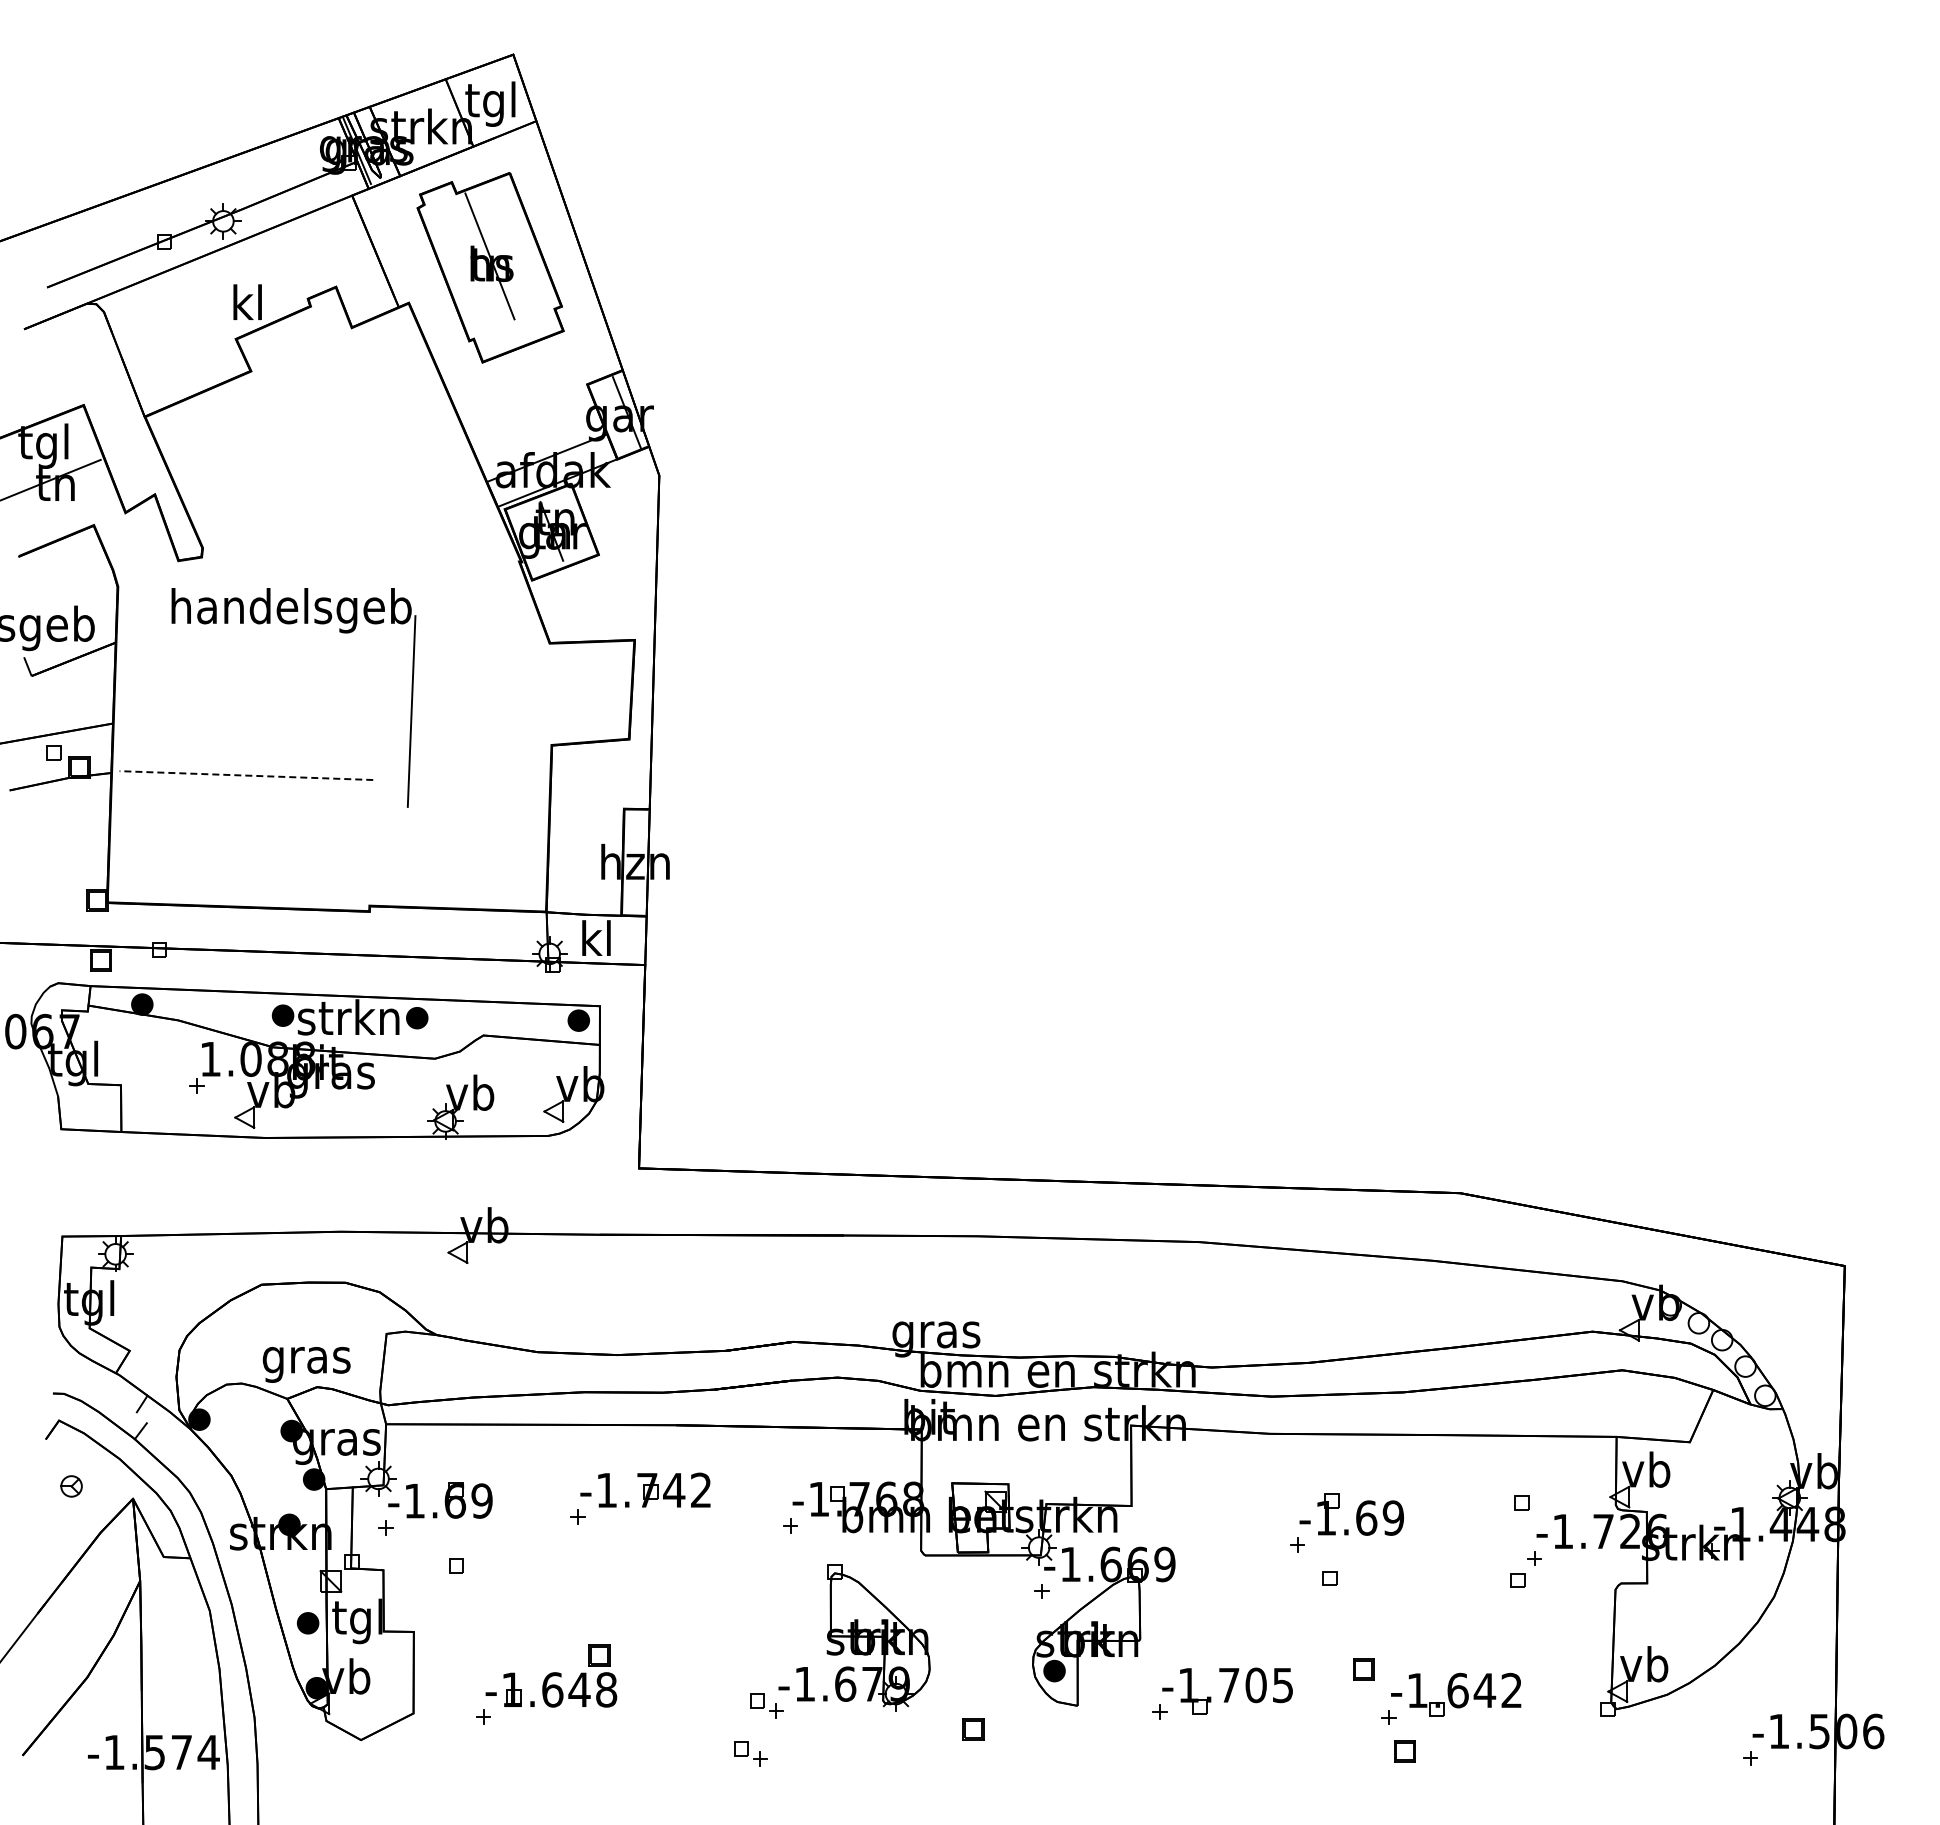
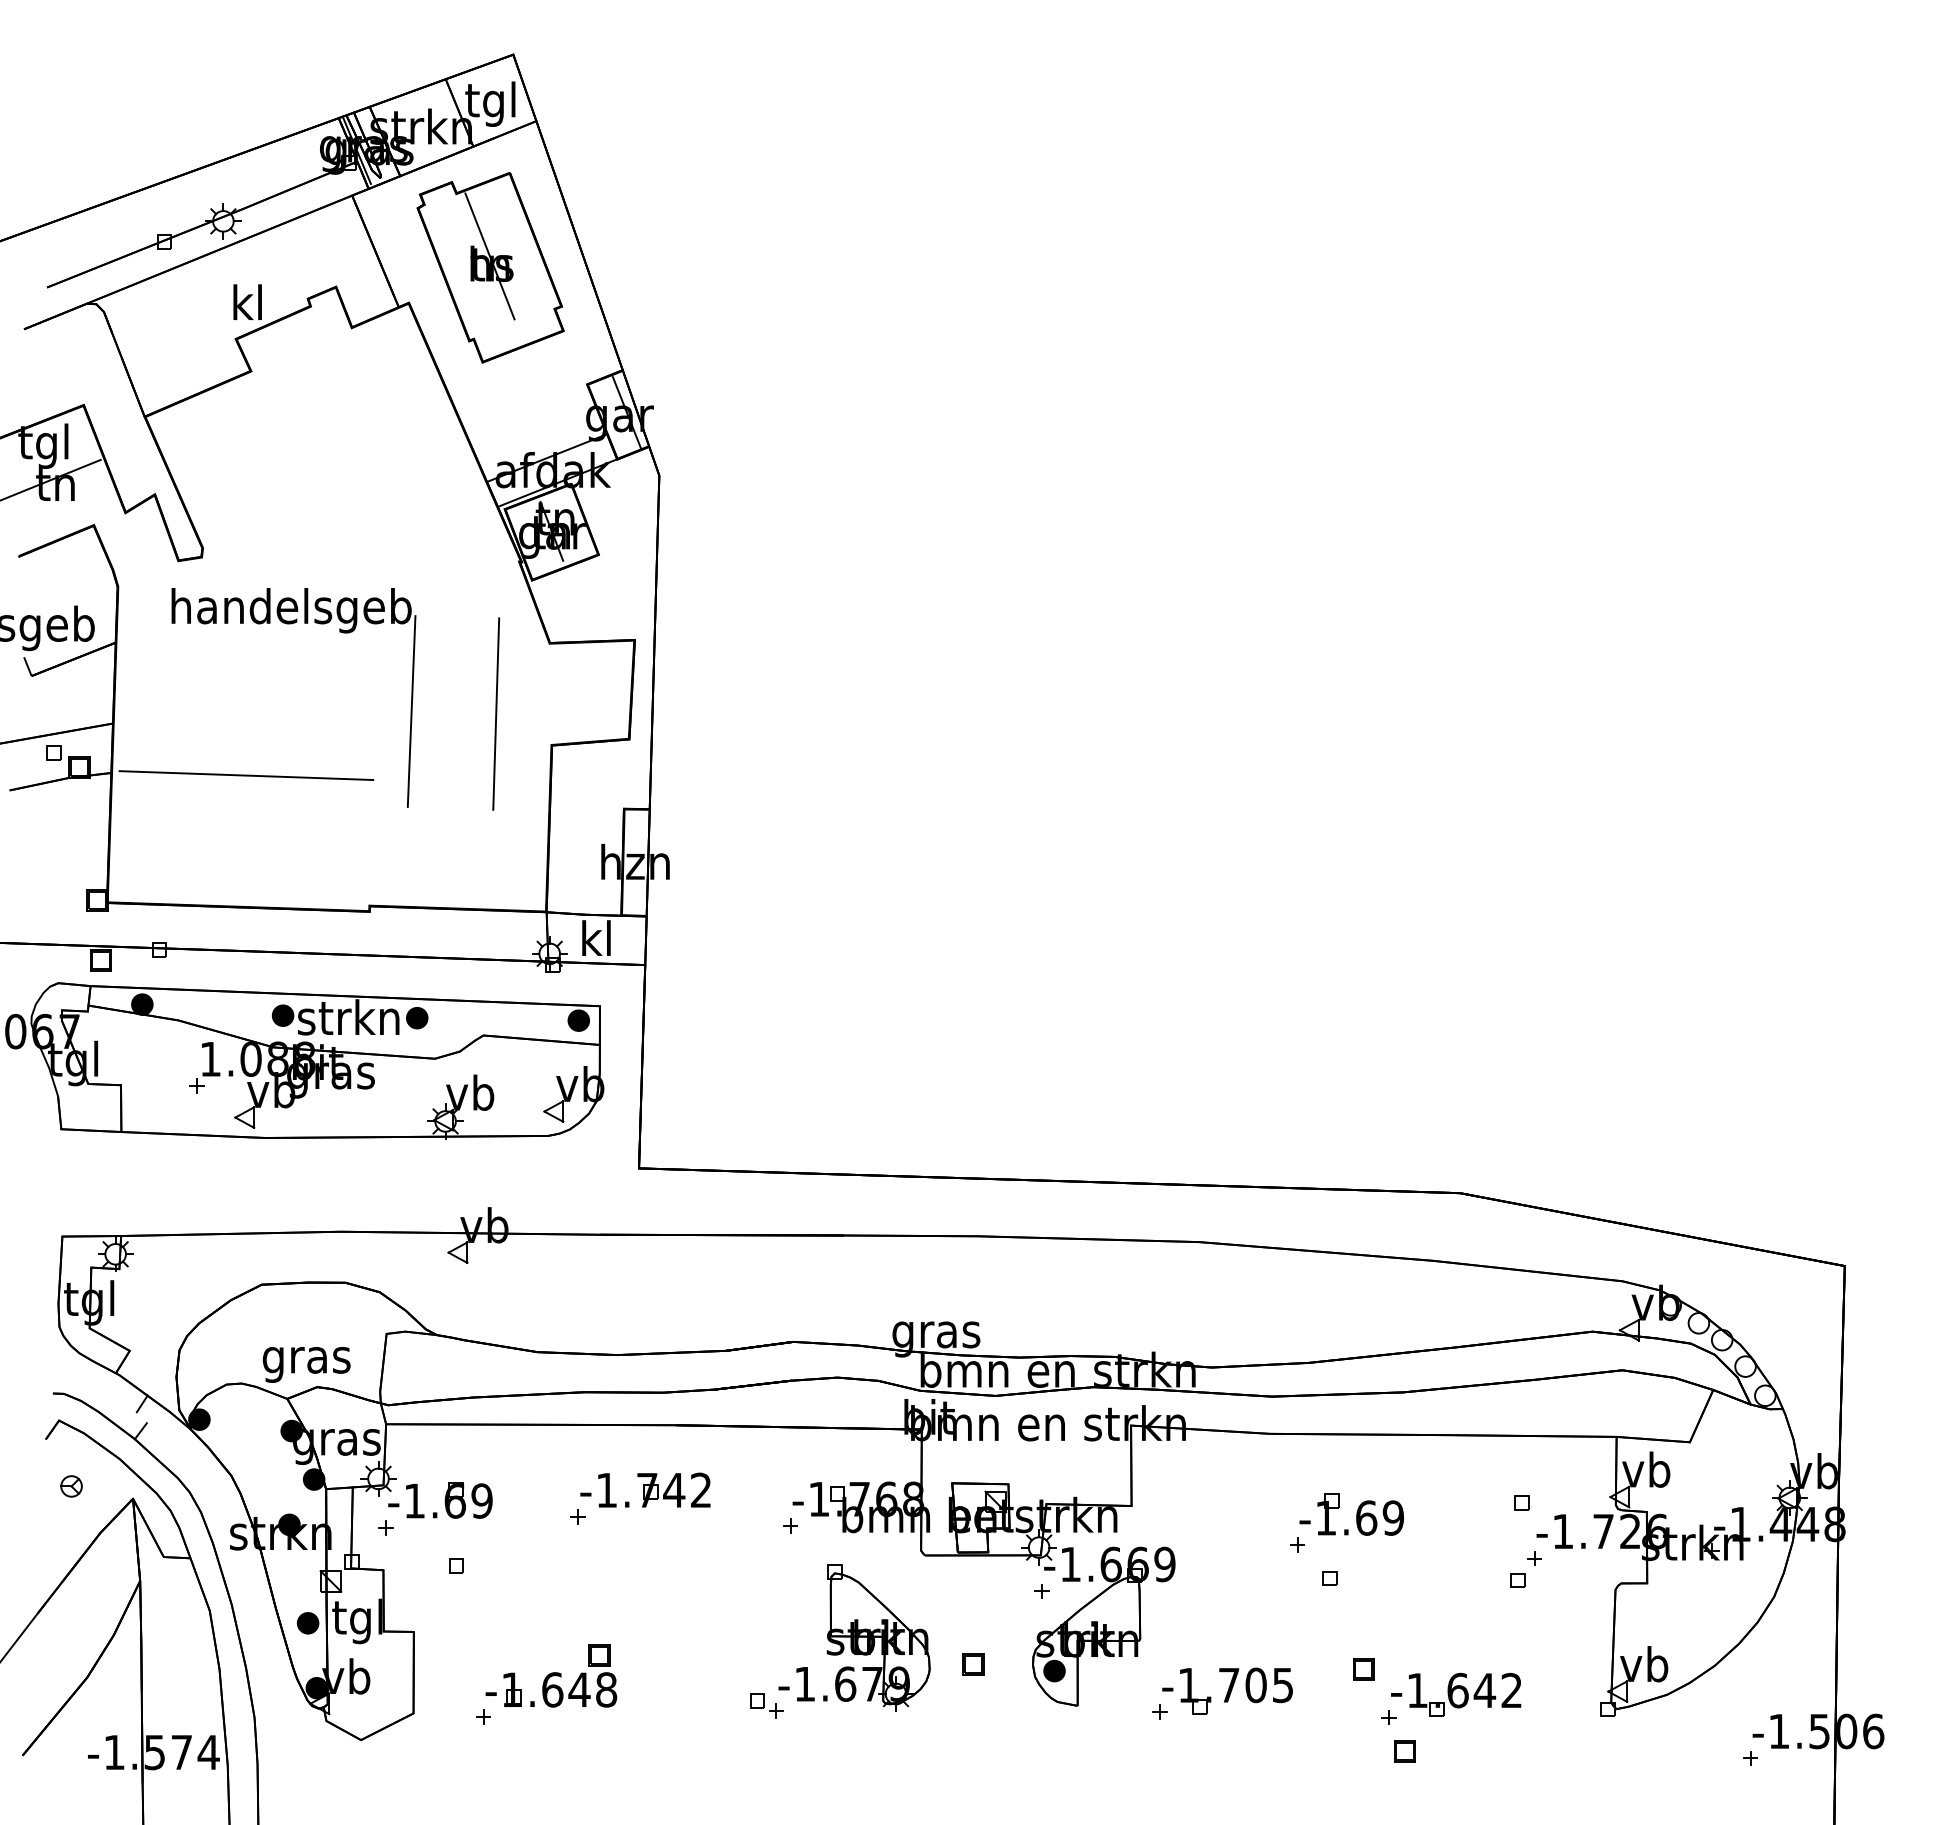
line: none -> present (496, 713)
line: dashed -> solid (246, 775)
part position: (973, 1729) -> (973, 1664) (973, 1664)
part: present -> none (750, 1753)
